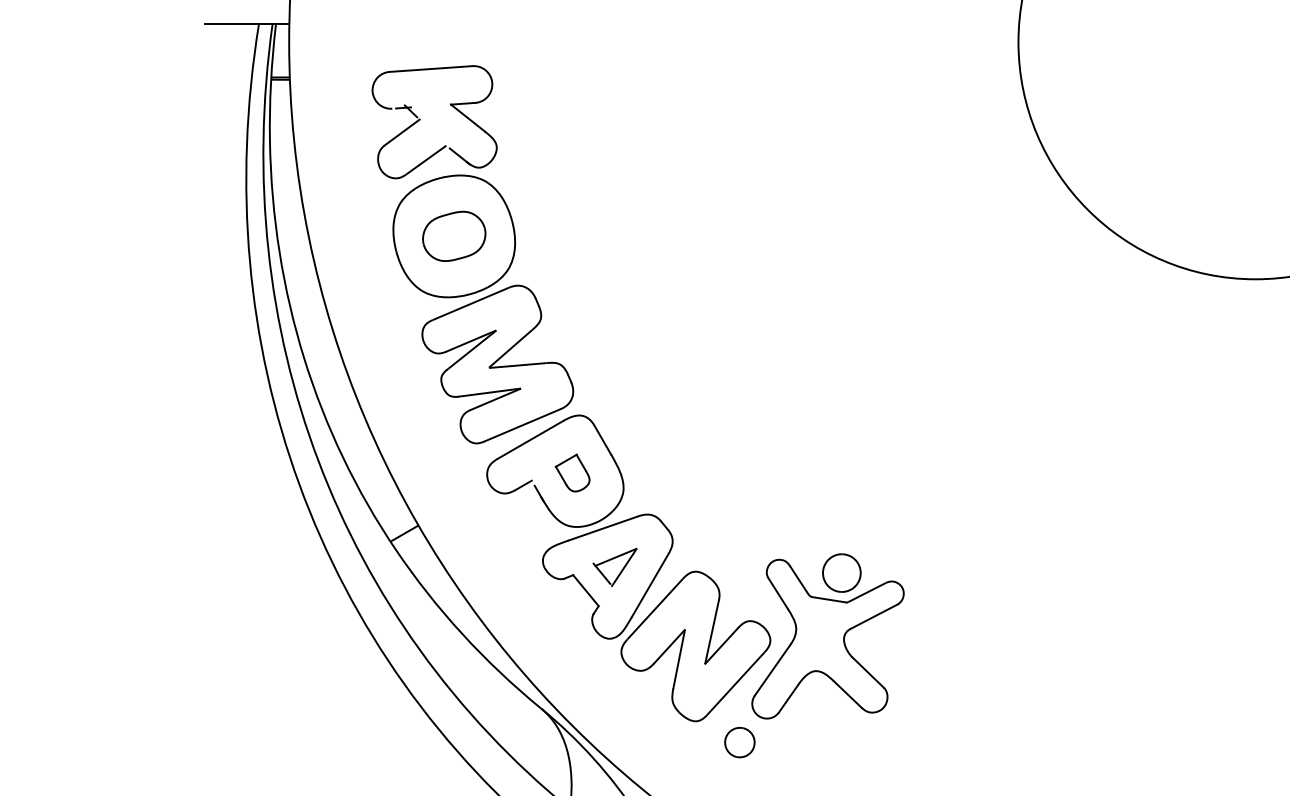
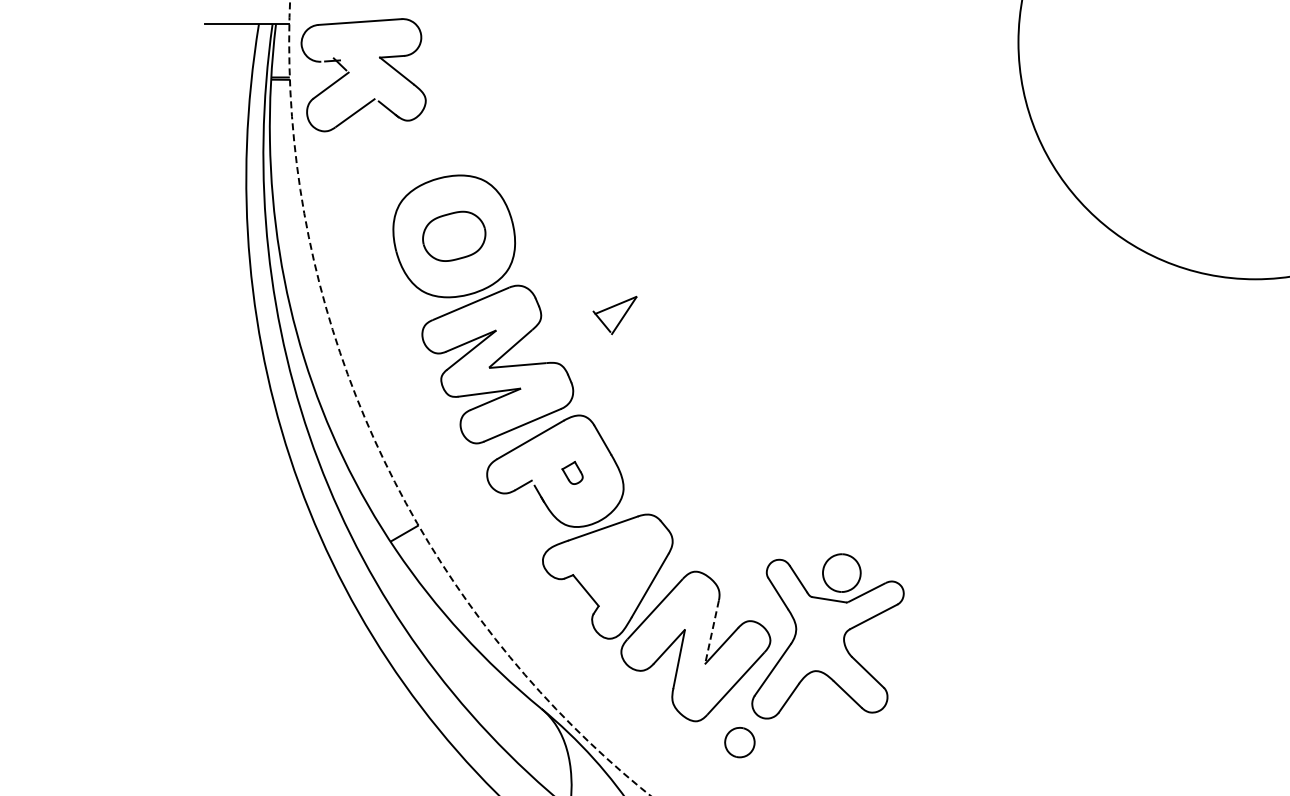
part position: (420, 120) -> (349, 73) (349, 73)
circle: solid -> dashed (469, 397)
part size: 37x40 px -> 23x25 px (572, 472)
part position: (614, 567) -> (614, 315) (614, 315)
line: solid -> dashed (711, 632)
